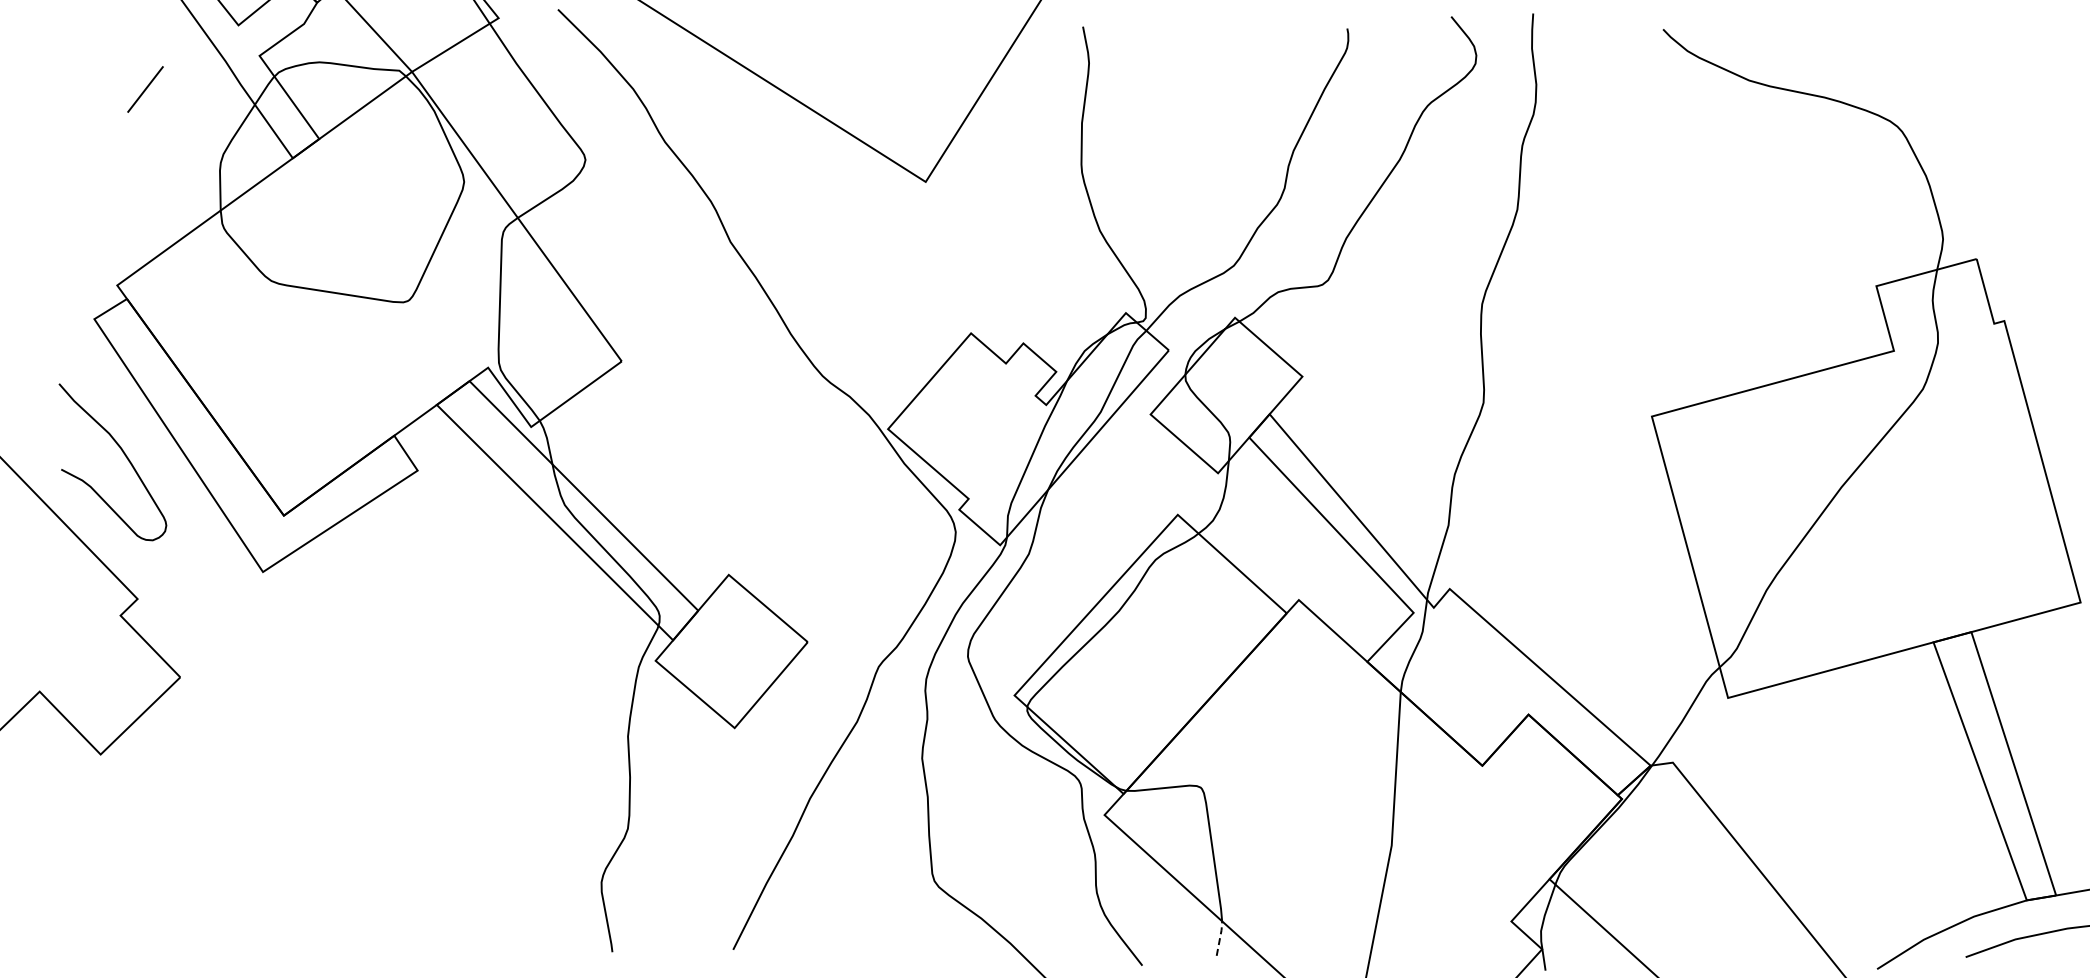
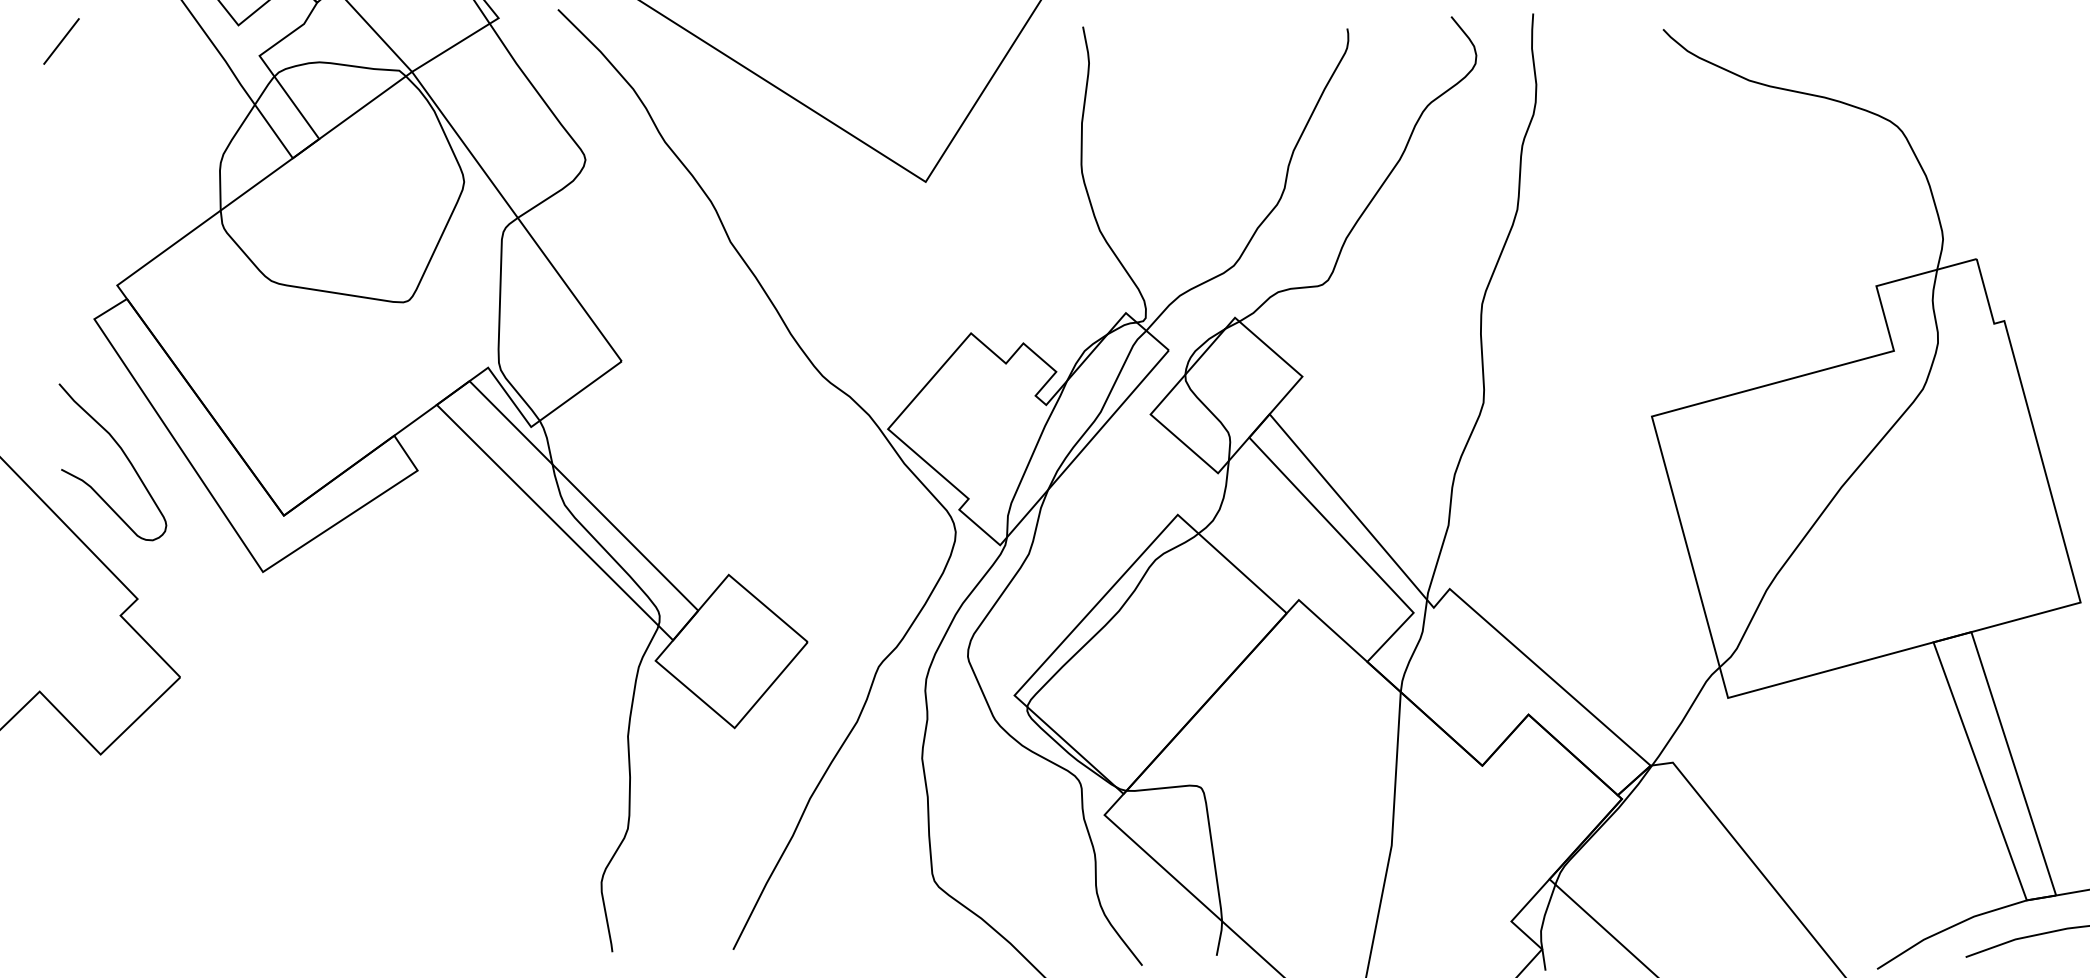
line position: (145, 89) -> (61, 41) (61, 41)
line: dashed -> solid (1220, 937)
